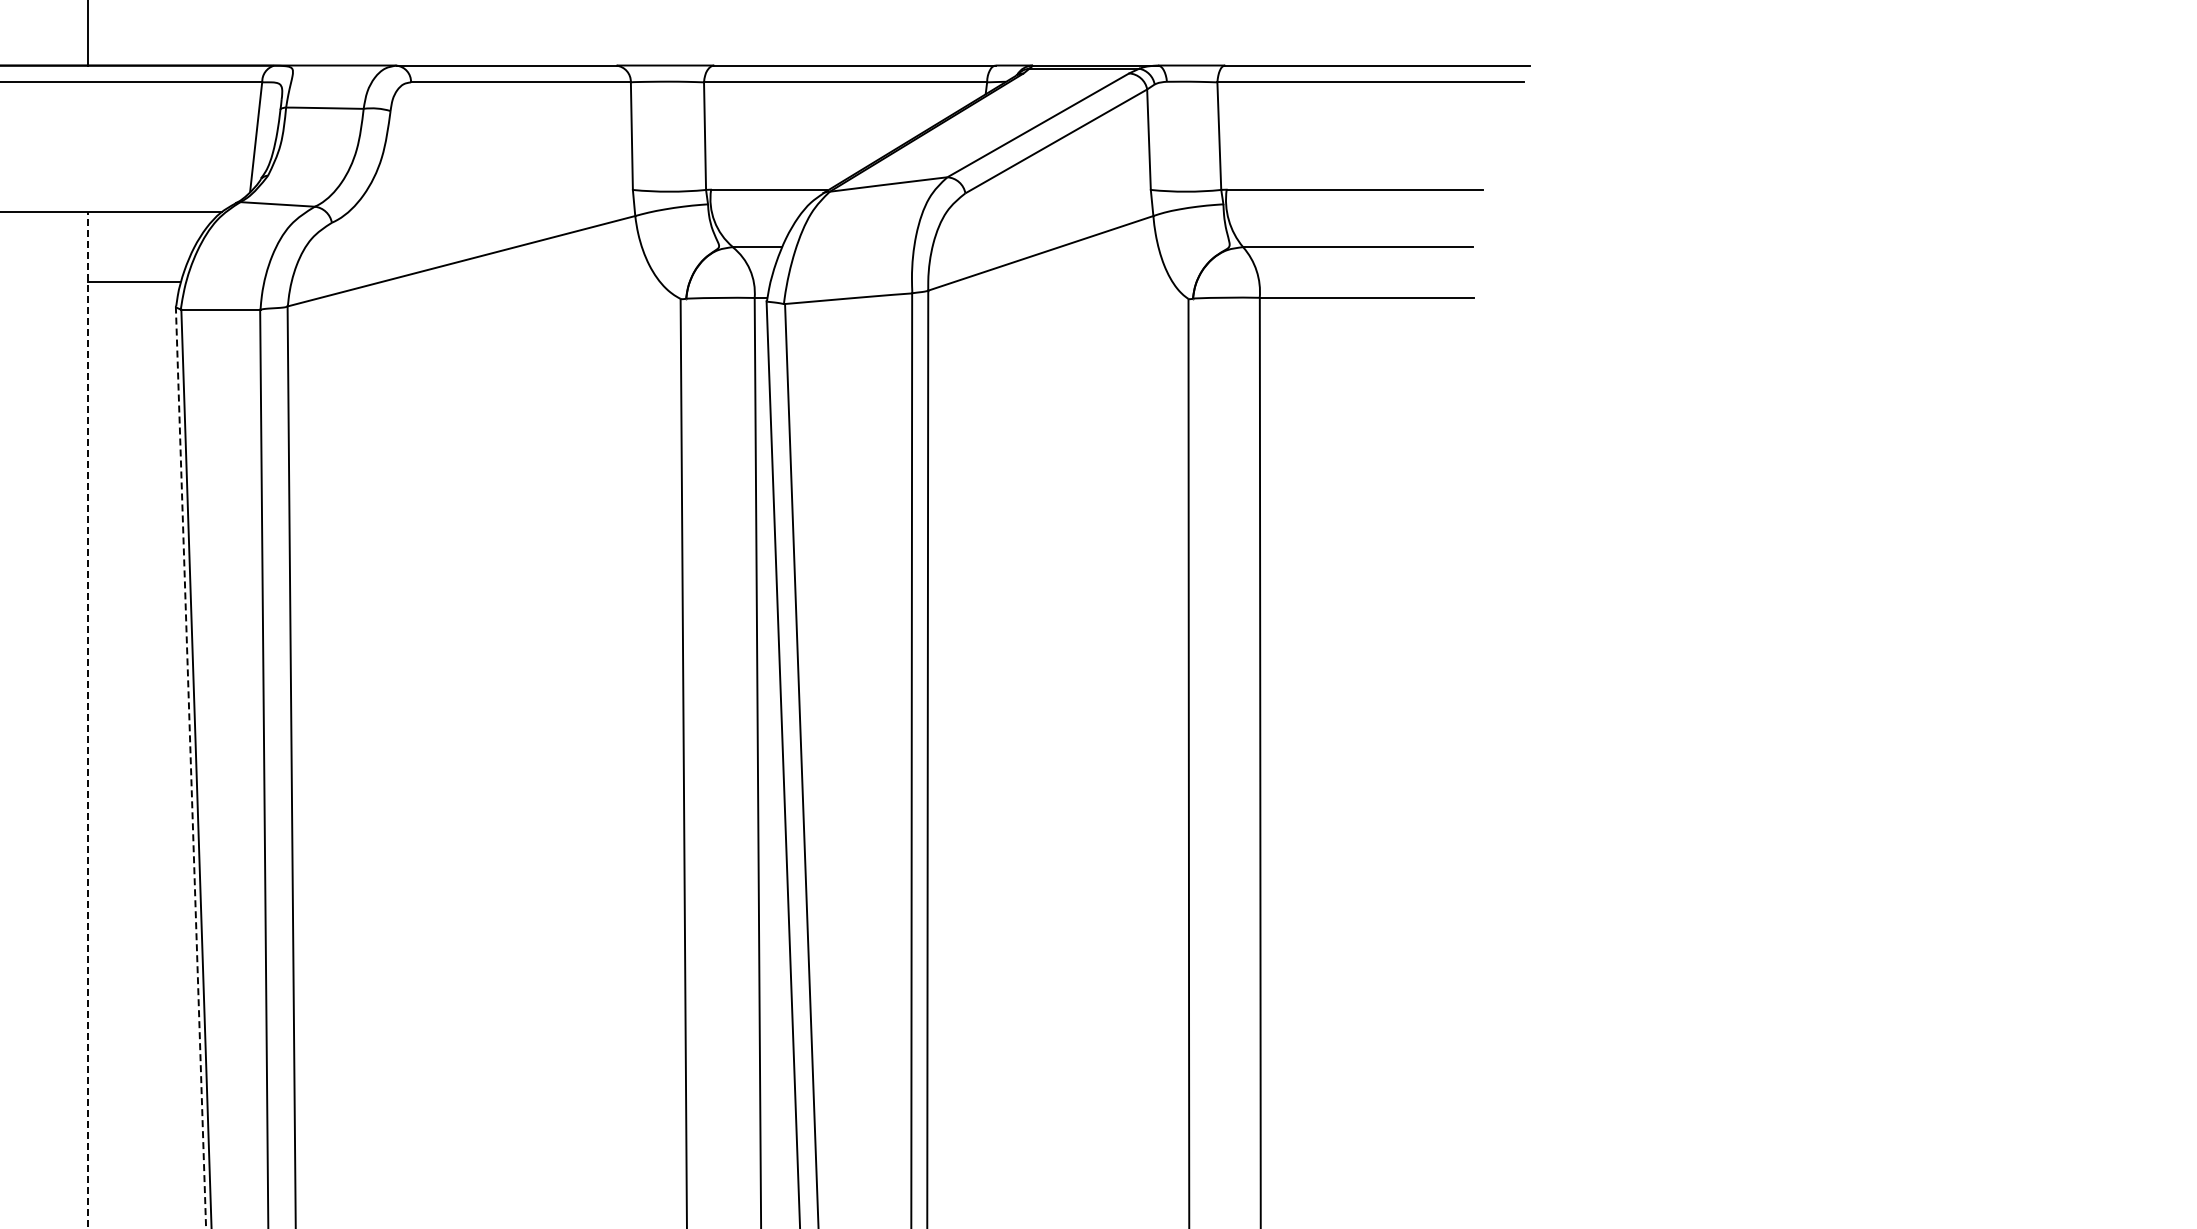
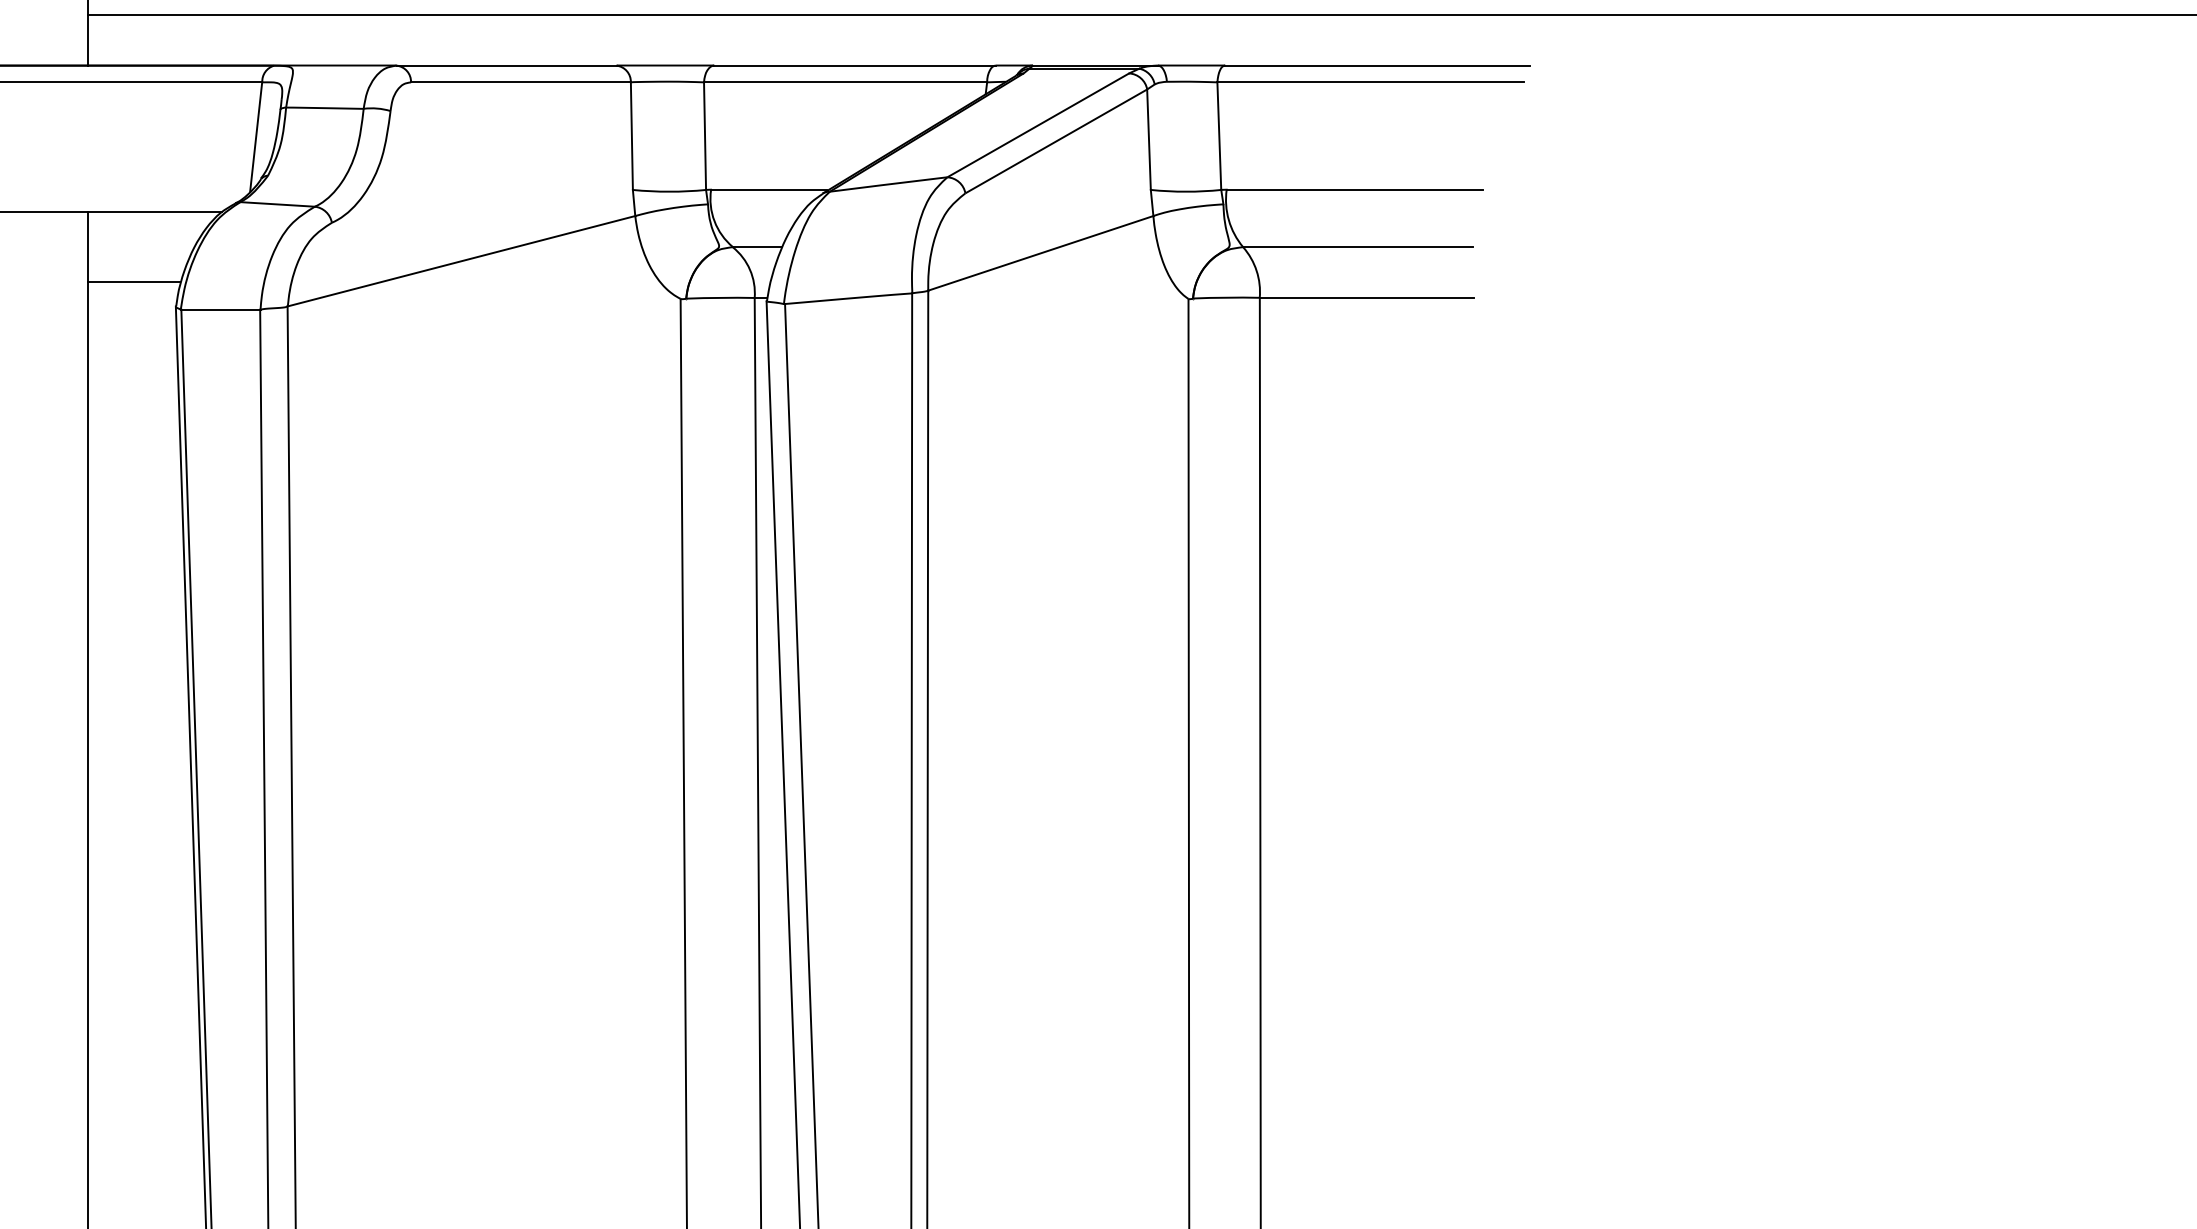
line: none -> present (1140, 14)
line: dashed -> solid (88, 719)
line: dashed -> solid (191, 768)
